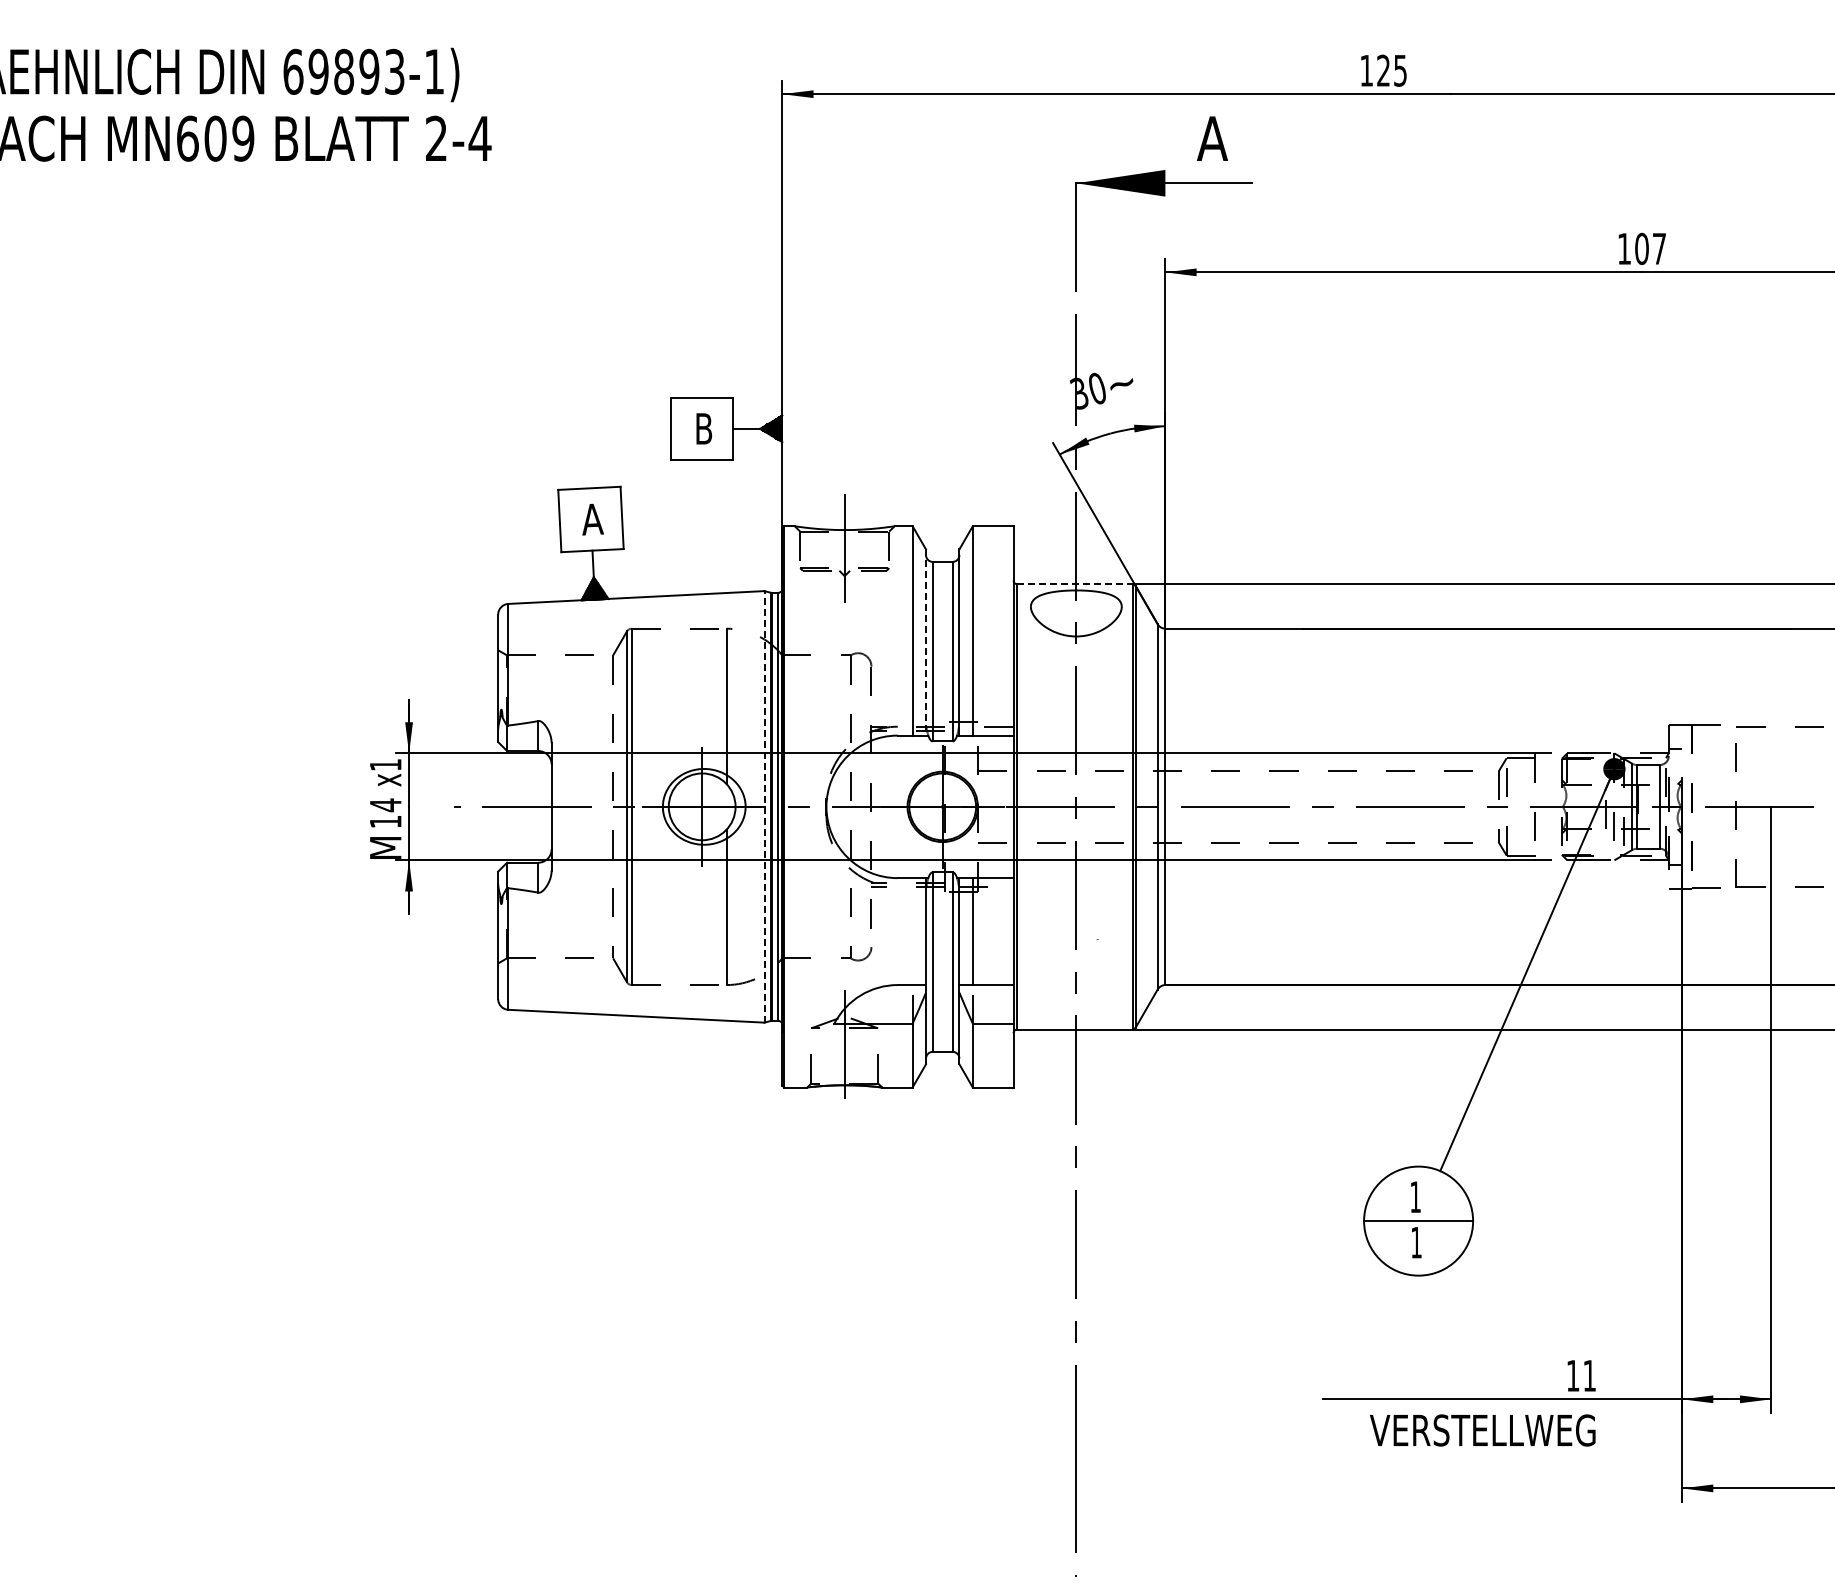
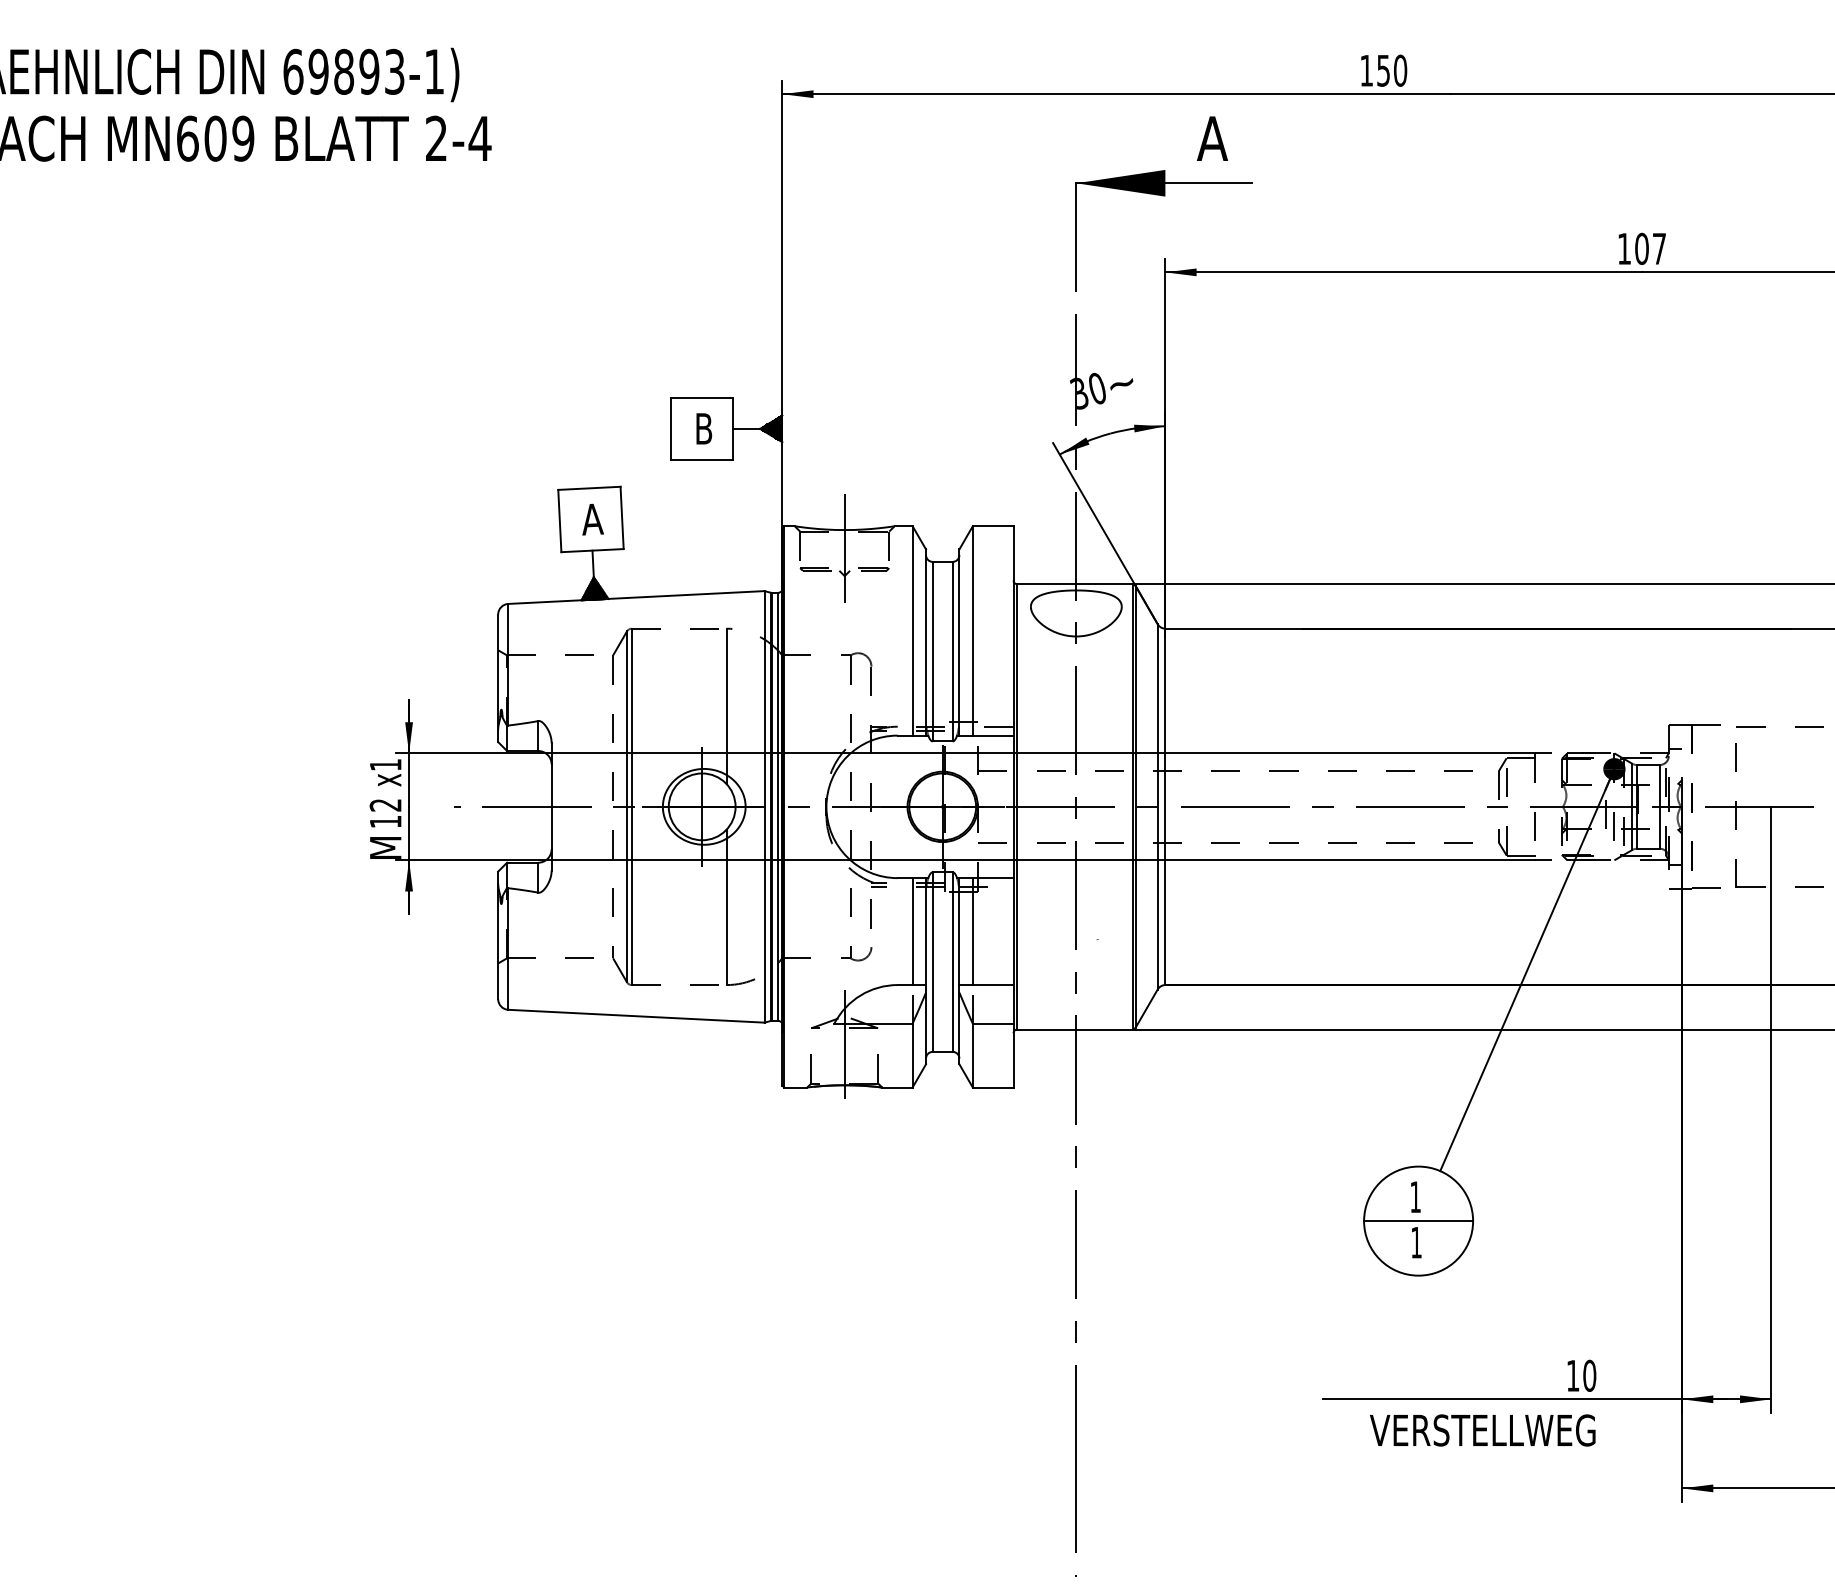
text: 125 -> 150 (1392, 70)
line: dashed -> solid (1074, 584)
line: dashed -> solid (926, 643)
text: 14 -> 12 (385, 805)
line: dashed -> solid (764, 806)
line: none -> present (912, 931)
text: 11 -> 10 (1589, 1375)
